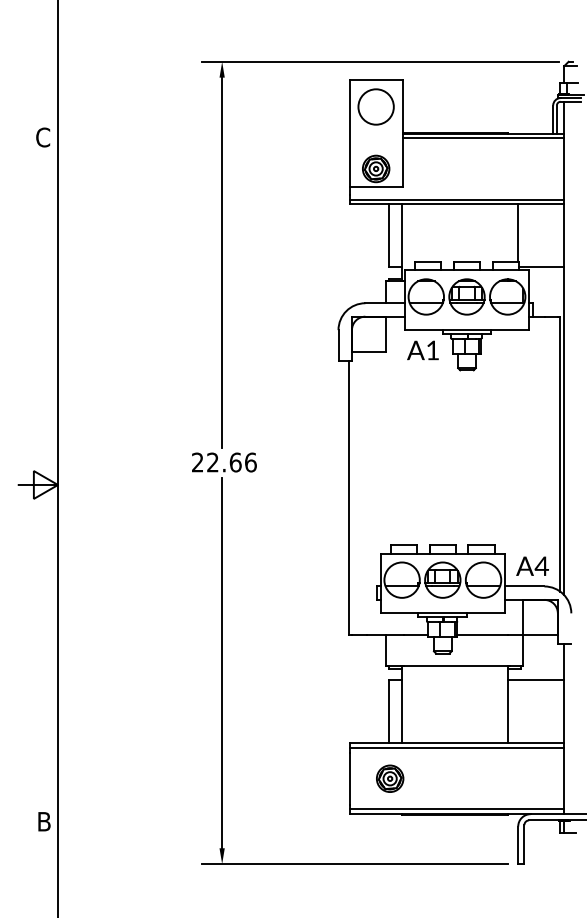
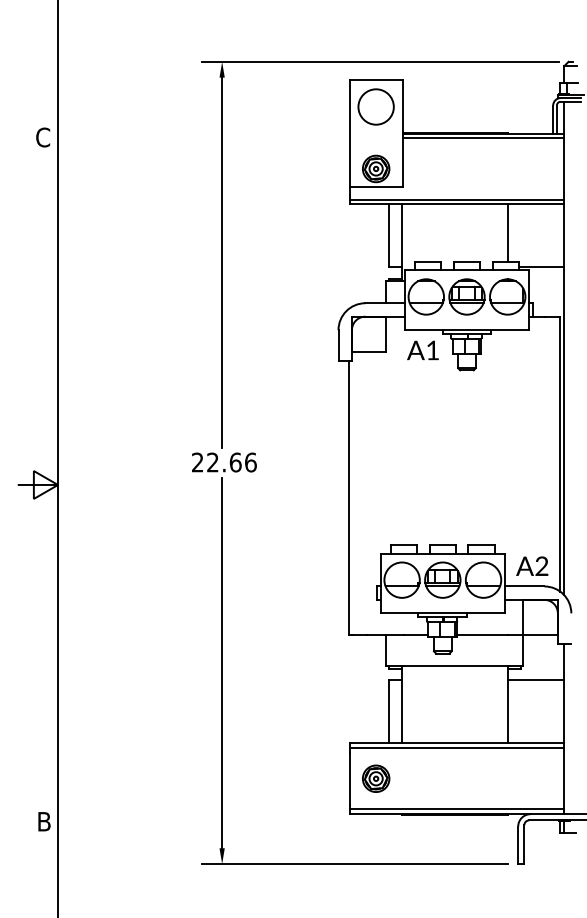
line position: (518, 232) -> (508, 232) (508, 232)
text: A4 -> A2 (541, 565)
part position: (390, 778) -> (376, 778) (376, 778)
